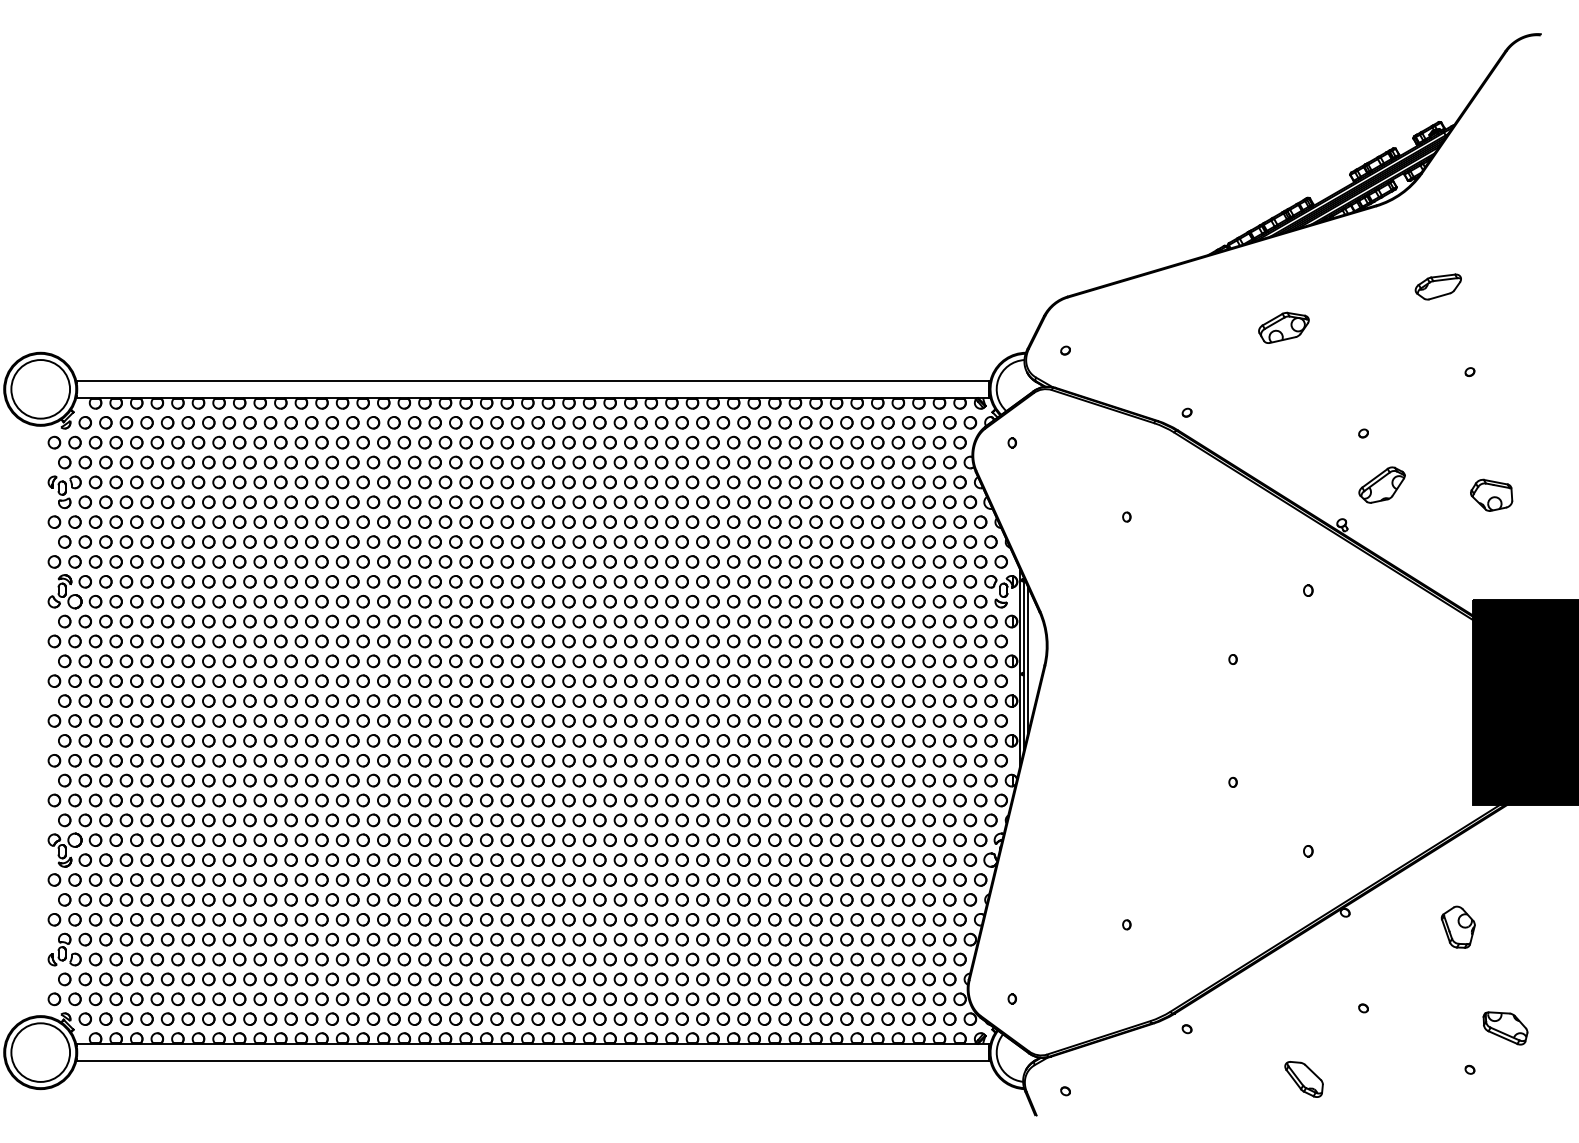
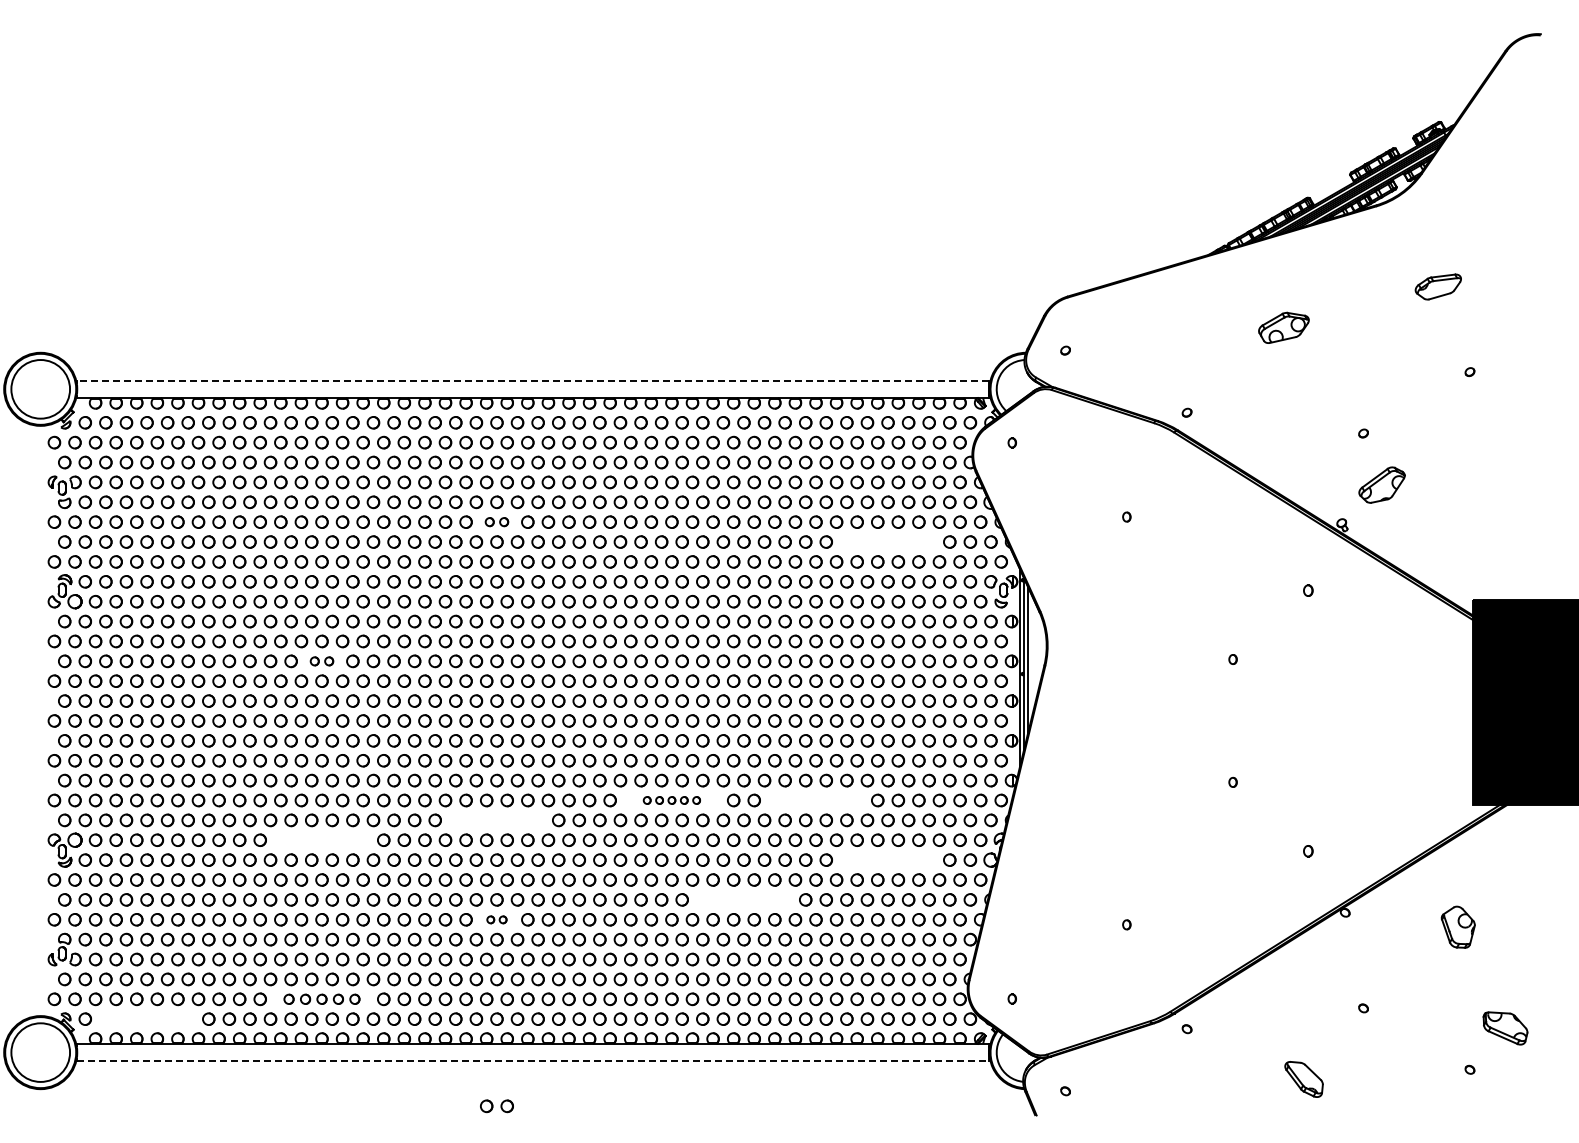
line: solid -> dashed (532, 380)
part: present -> none (1491, 494)
part size: 34x14 px -> 26x11 px (496, 522)
part: present -> none (887, 541)
part size: 34x15 px -> 26x11 px (321, 661)
part size: 96x15 px -> 59x9 px (671, 800)
part: present -> none (815, 800)
part: present -> none (496, 820)
part: present -> none (321, 839)
part: present -> none (887, 859)
part: present -> none (743, 899)
part size: 34x14 px -> 22x10 px (496, 919)
part size: 96x15 px -> 78x12 px (321, 998)
part: present -> none (146, 1018)
line: solid -> dashed (533, 1061)
part: none -> present (496, 1106)
